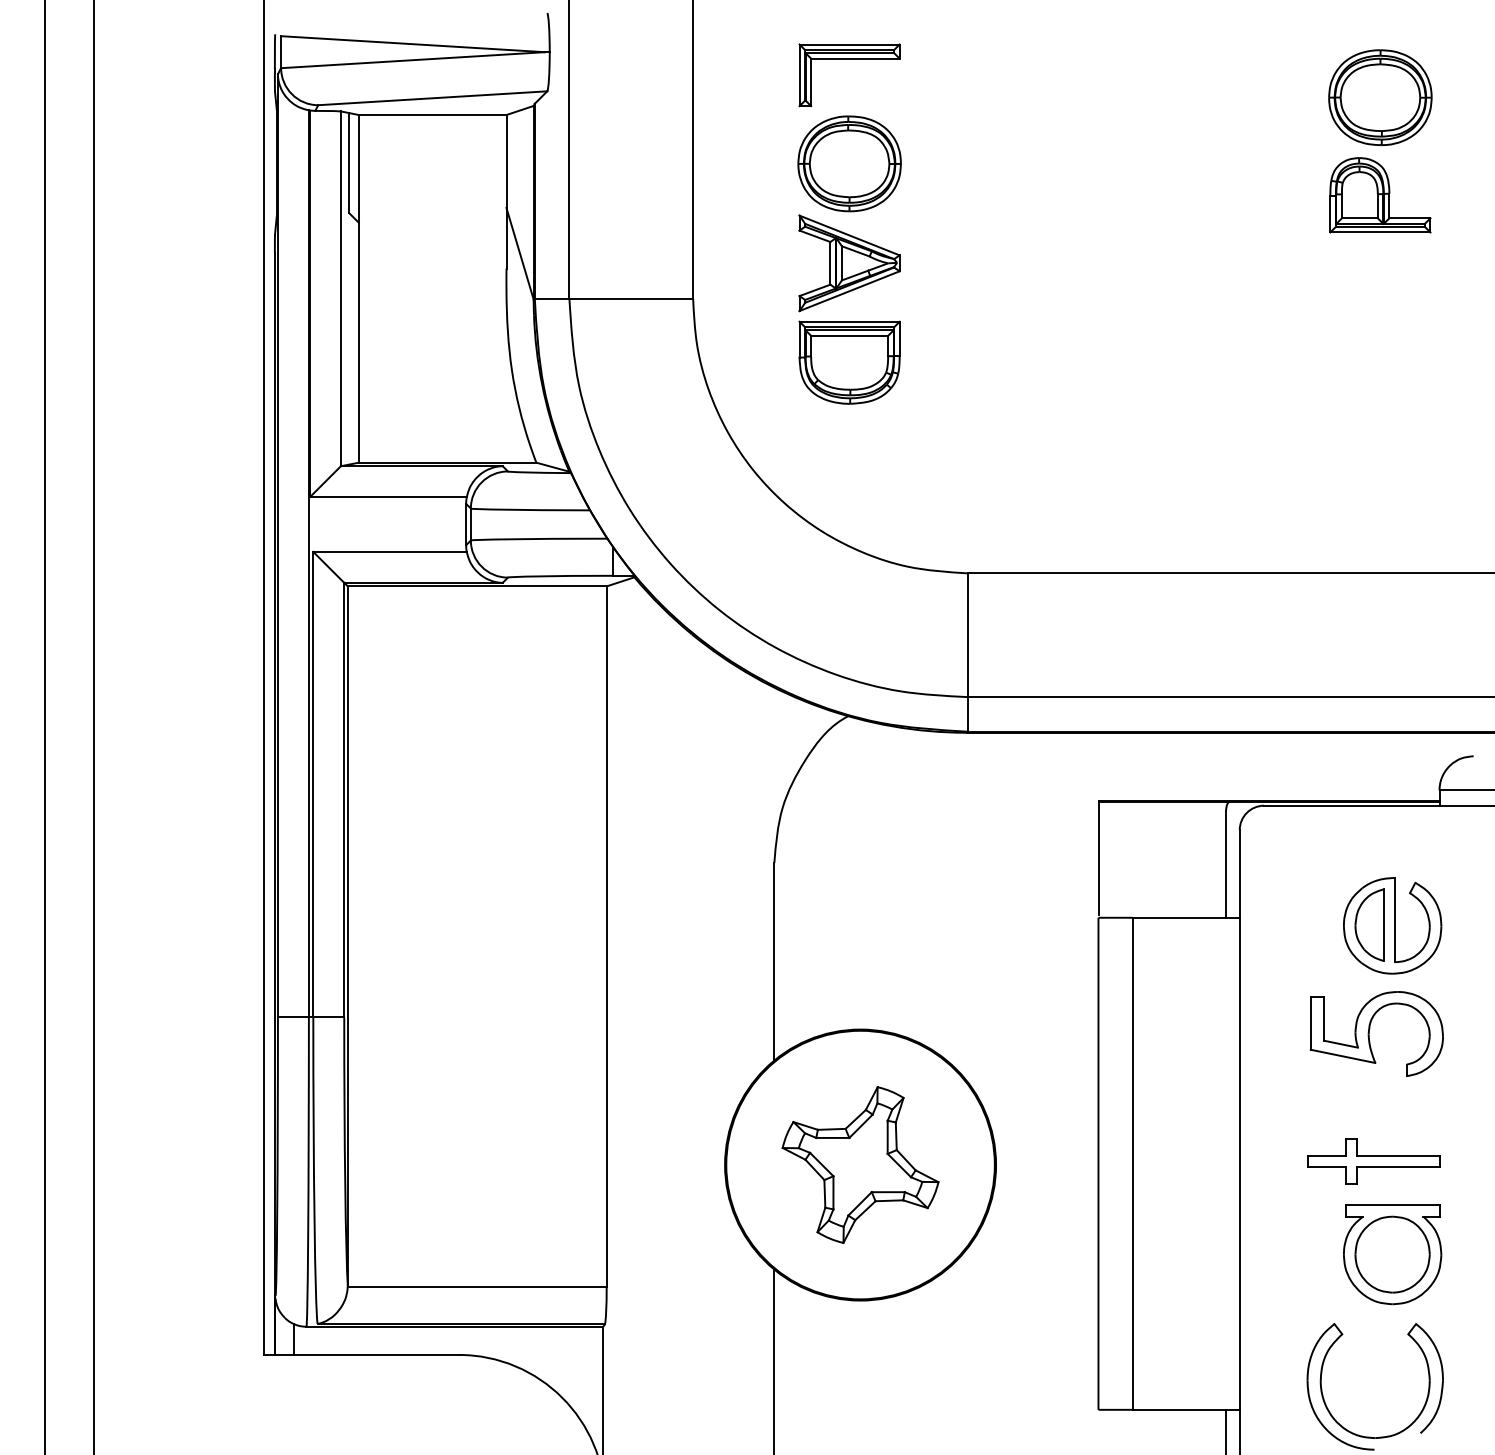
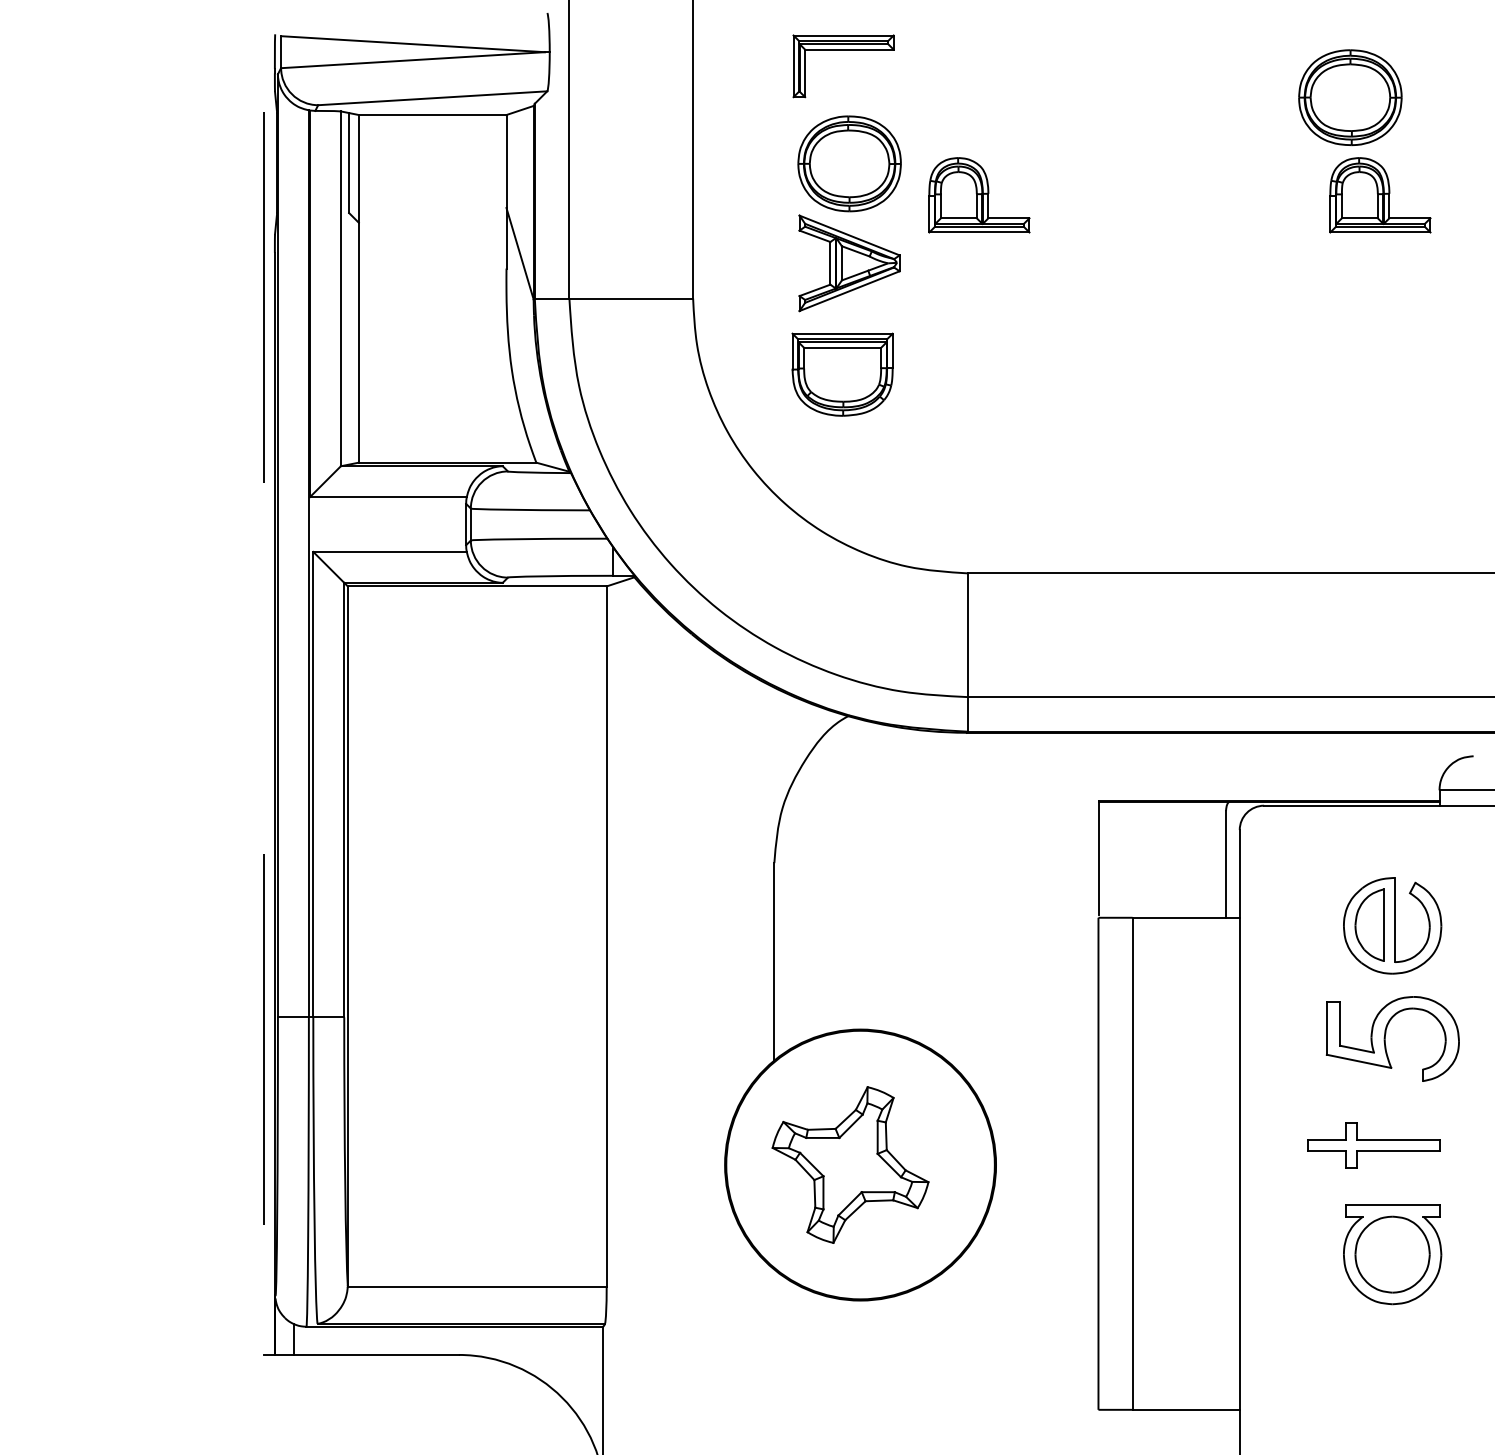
part position: (849, 59) -> (843, 50) (843, 50)
part position: (1380, 97) -> (1350, 97) (1350, 97)
part: none -> present (979, 195)
part position: (849, 362) -> (842, 374) (842, 374)
line: solid -> dashed (264, 678)
line: present -> none (44, 726)
line: present -> none (93, 726)
part position: (1369, 1033) -> (1385, 1038) (1385, 1038)
part position: (1373, 1161) -> (1373, 1145) (1373, 1145)
part position: (860, 1164) -> (850, 1164) (850, 1164)
line: present -> none (774, 1360)
line: present -> none (1226, 1430)
part: present -> none (1370, 1436)
